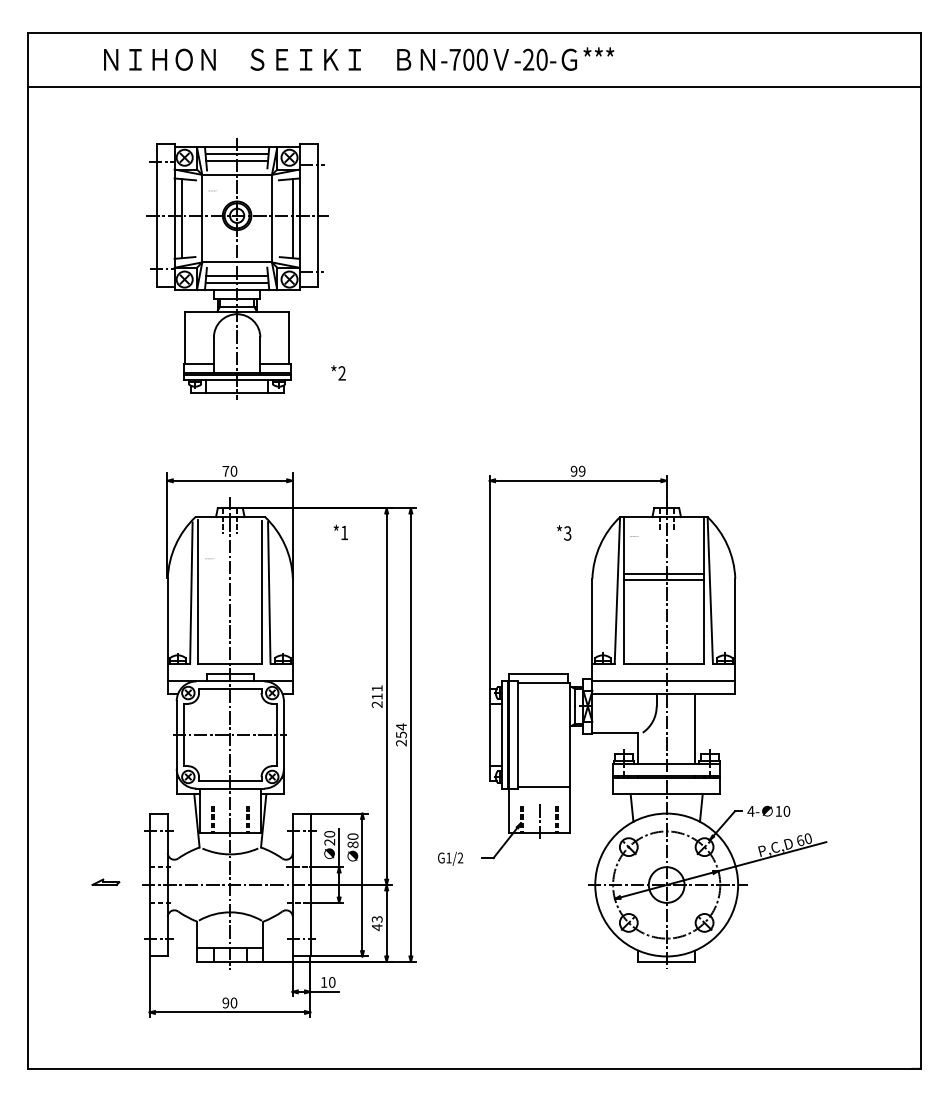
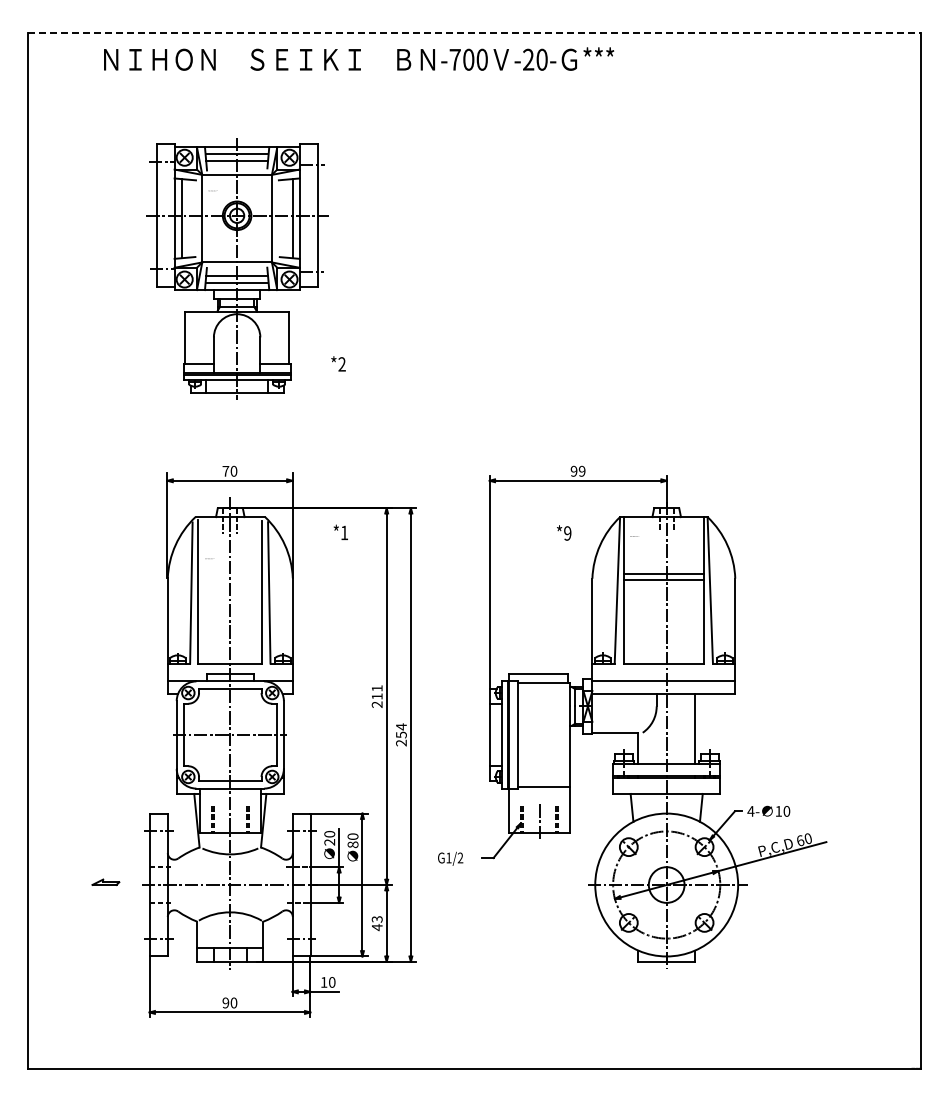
line: solid -> dashed (474, 33)
line: present -> none (474, 86)
text position: (338, 372) -> (338, 363) (338, 363)
text: *3 -> *9 (567, 533)
